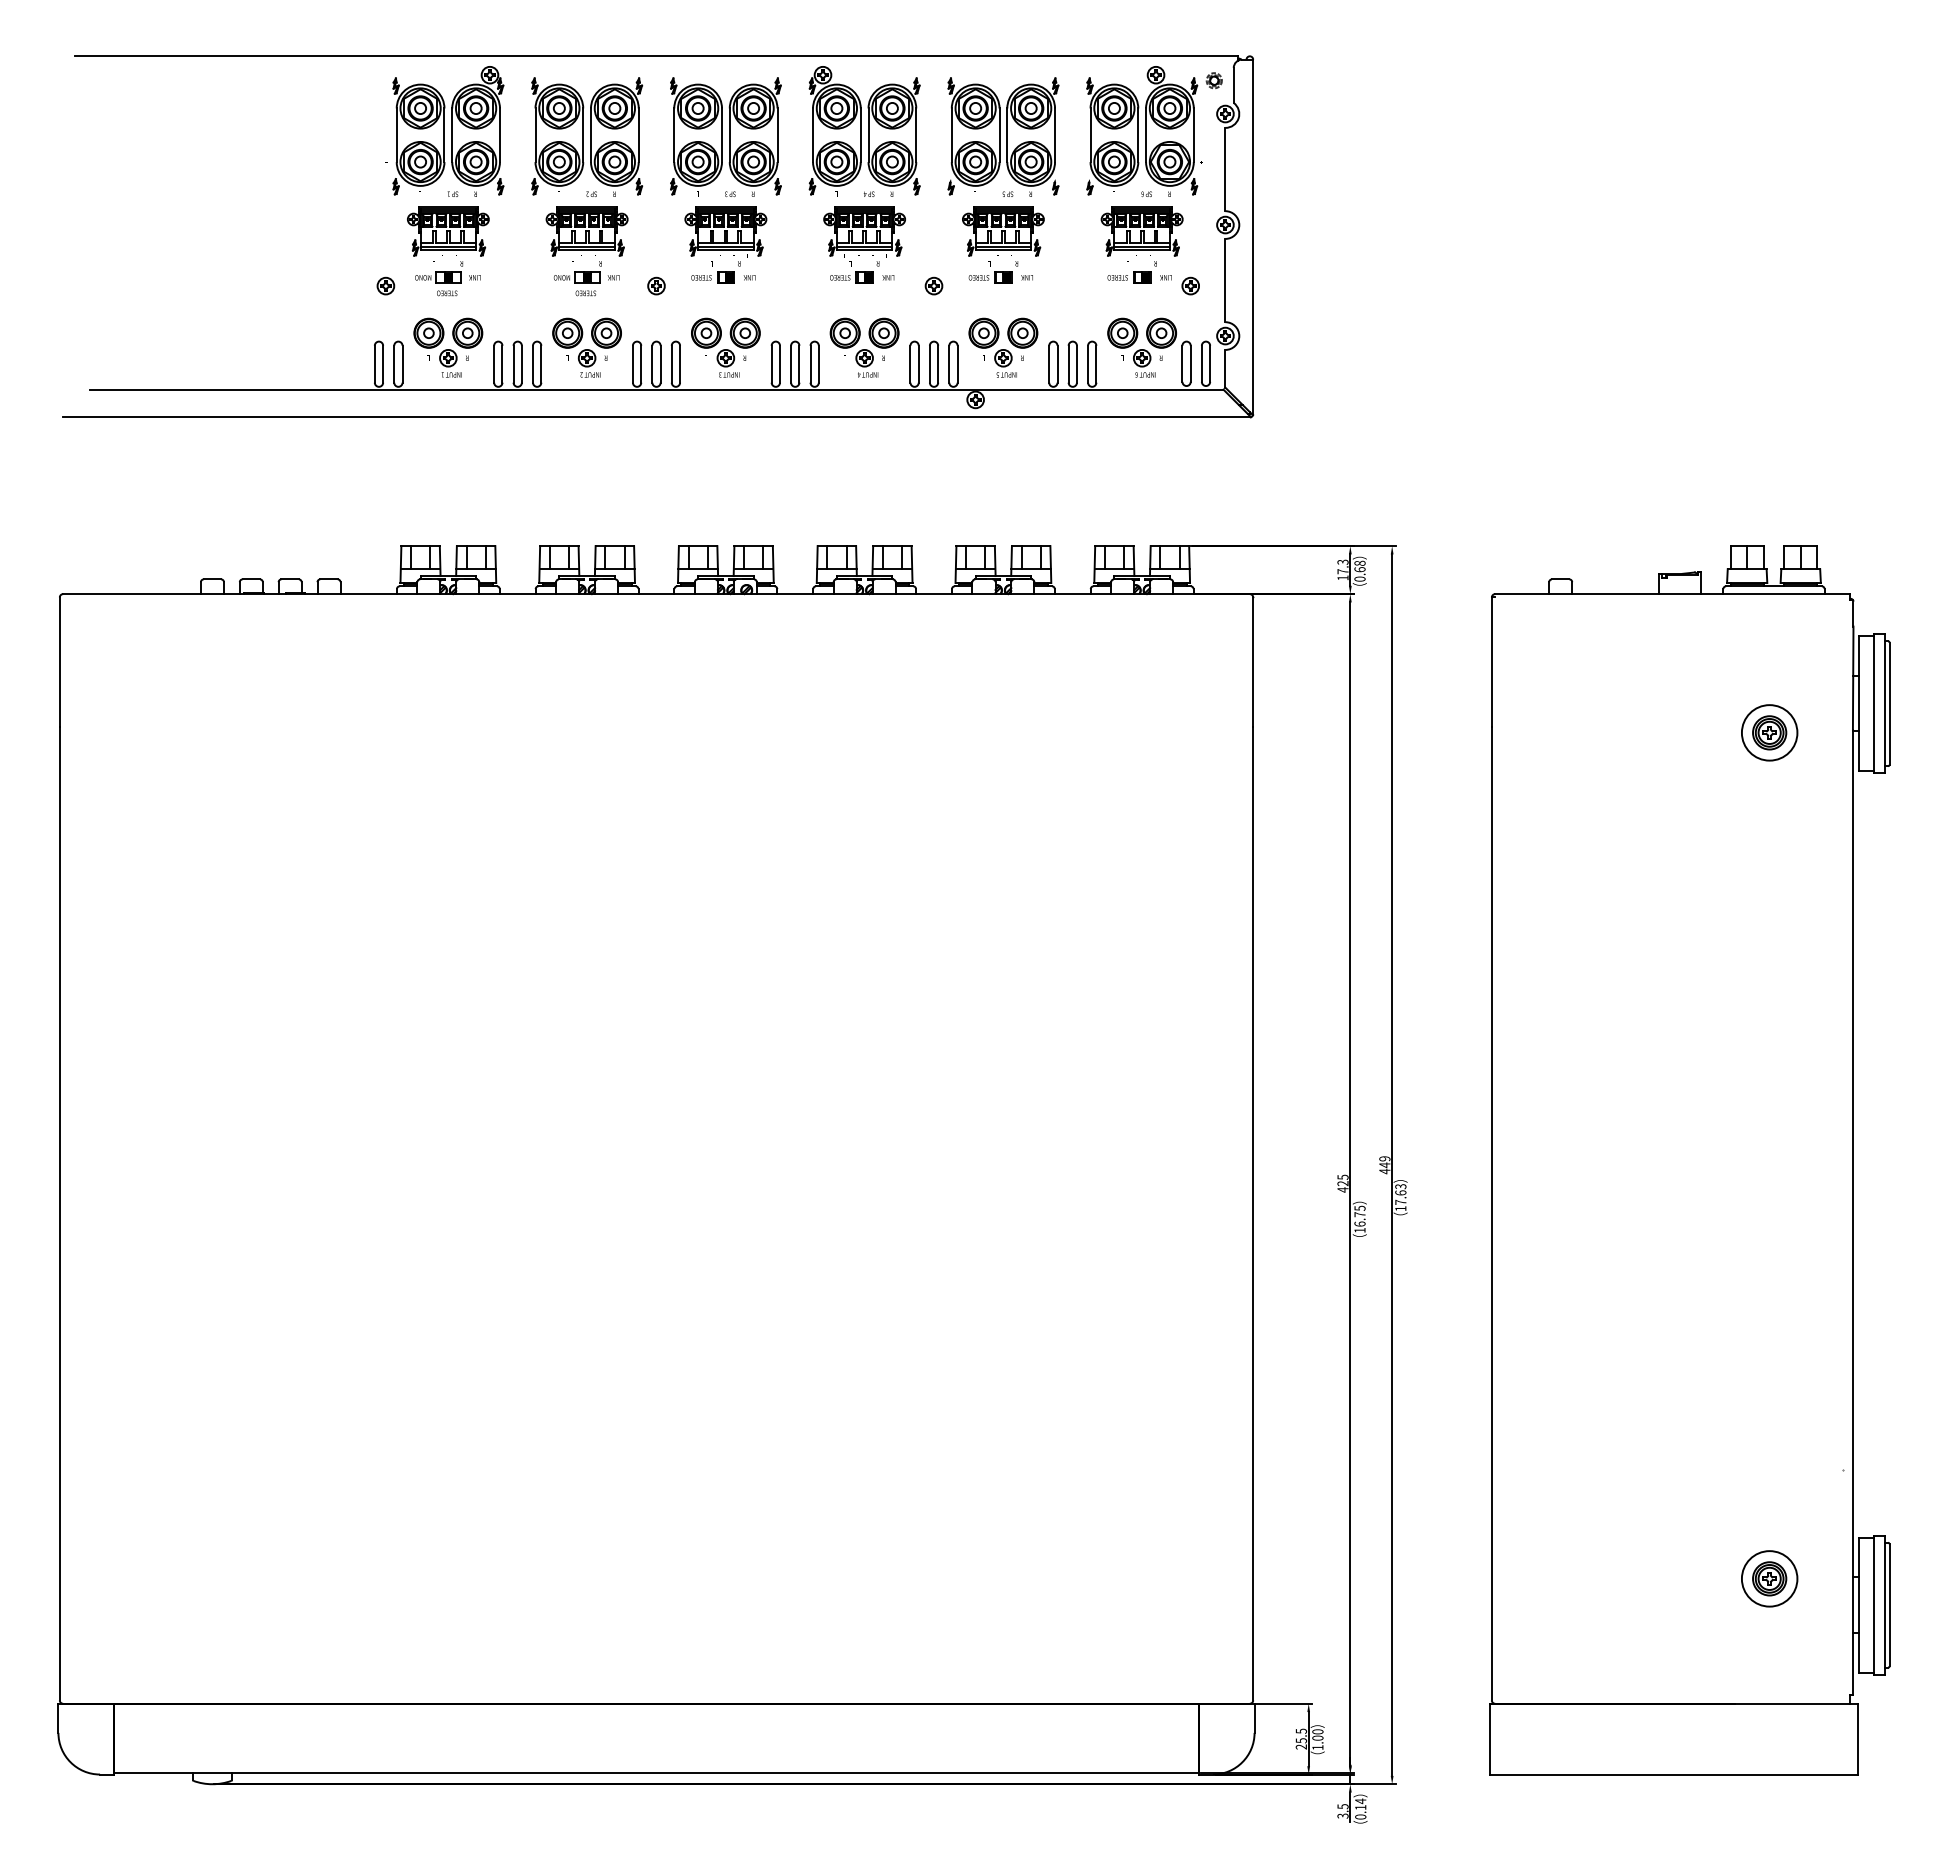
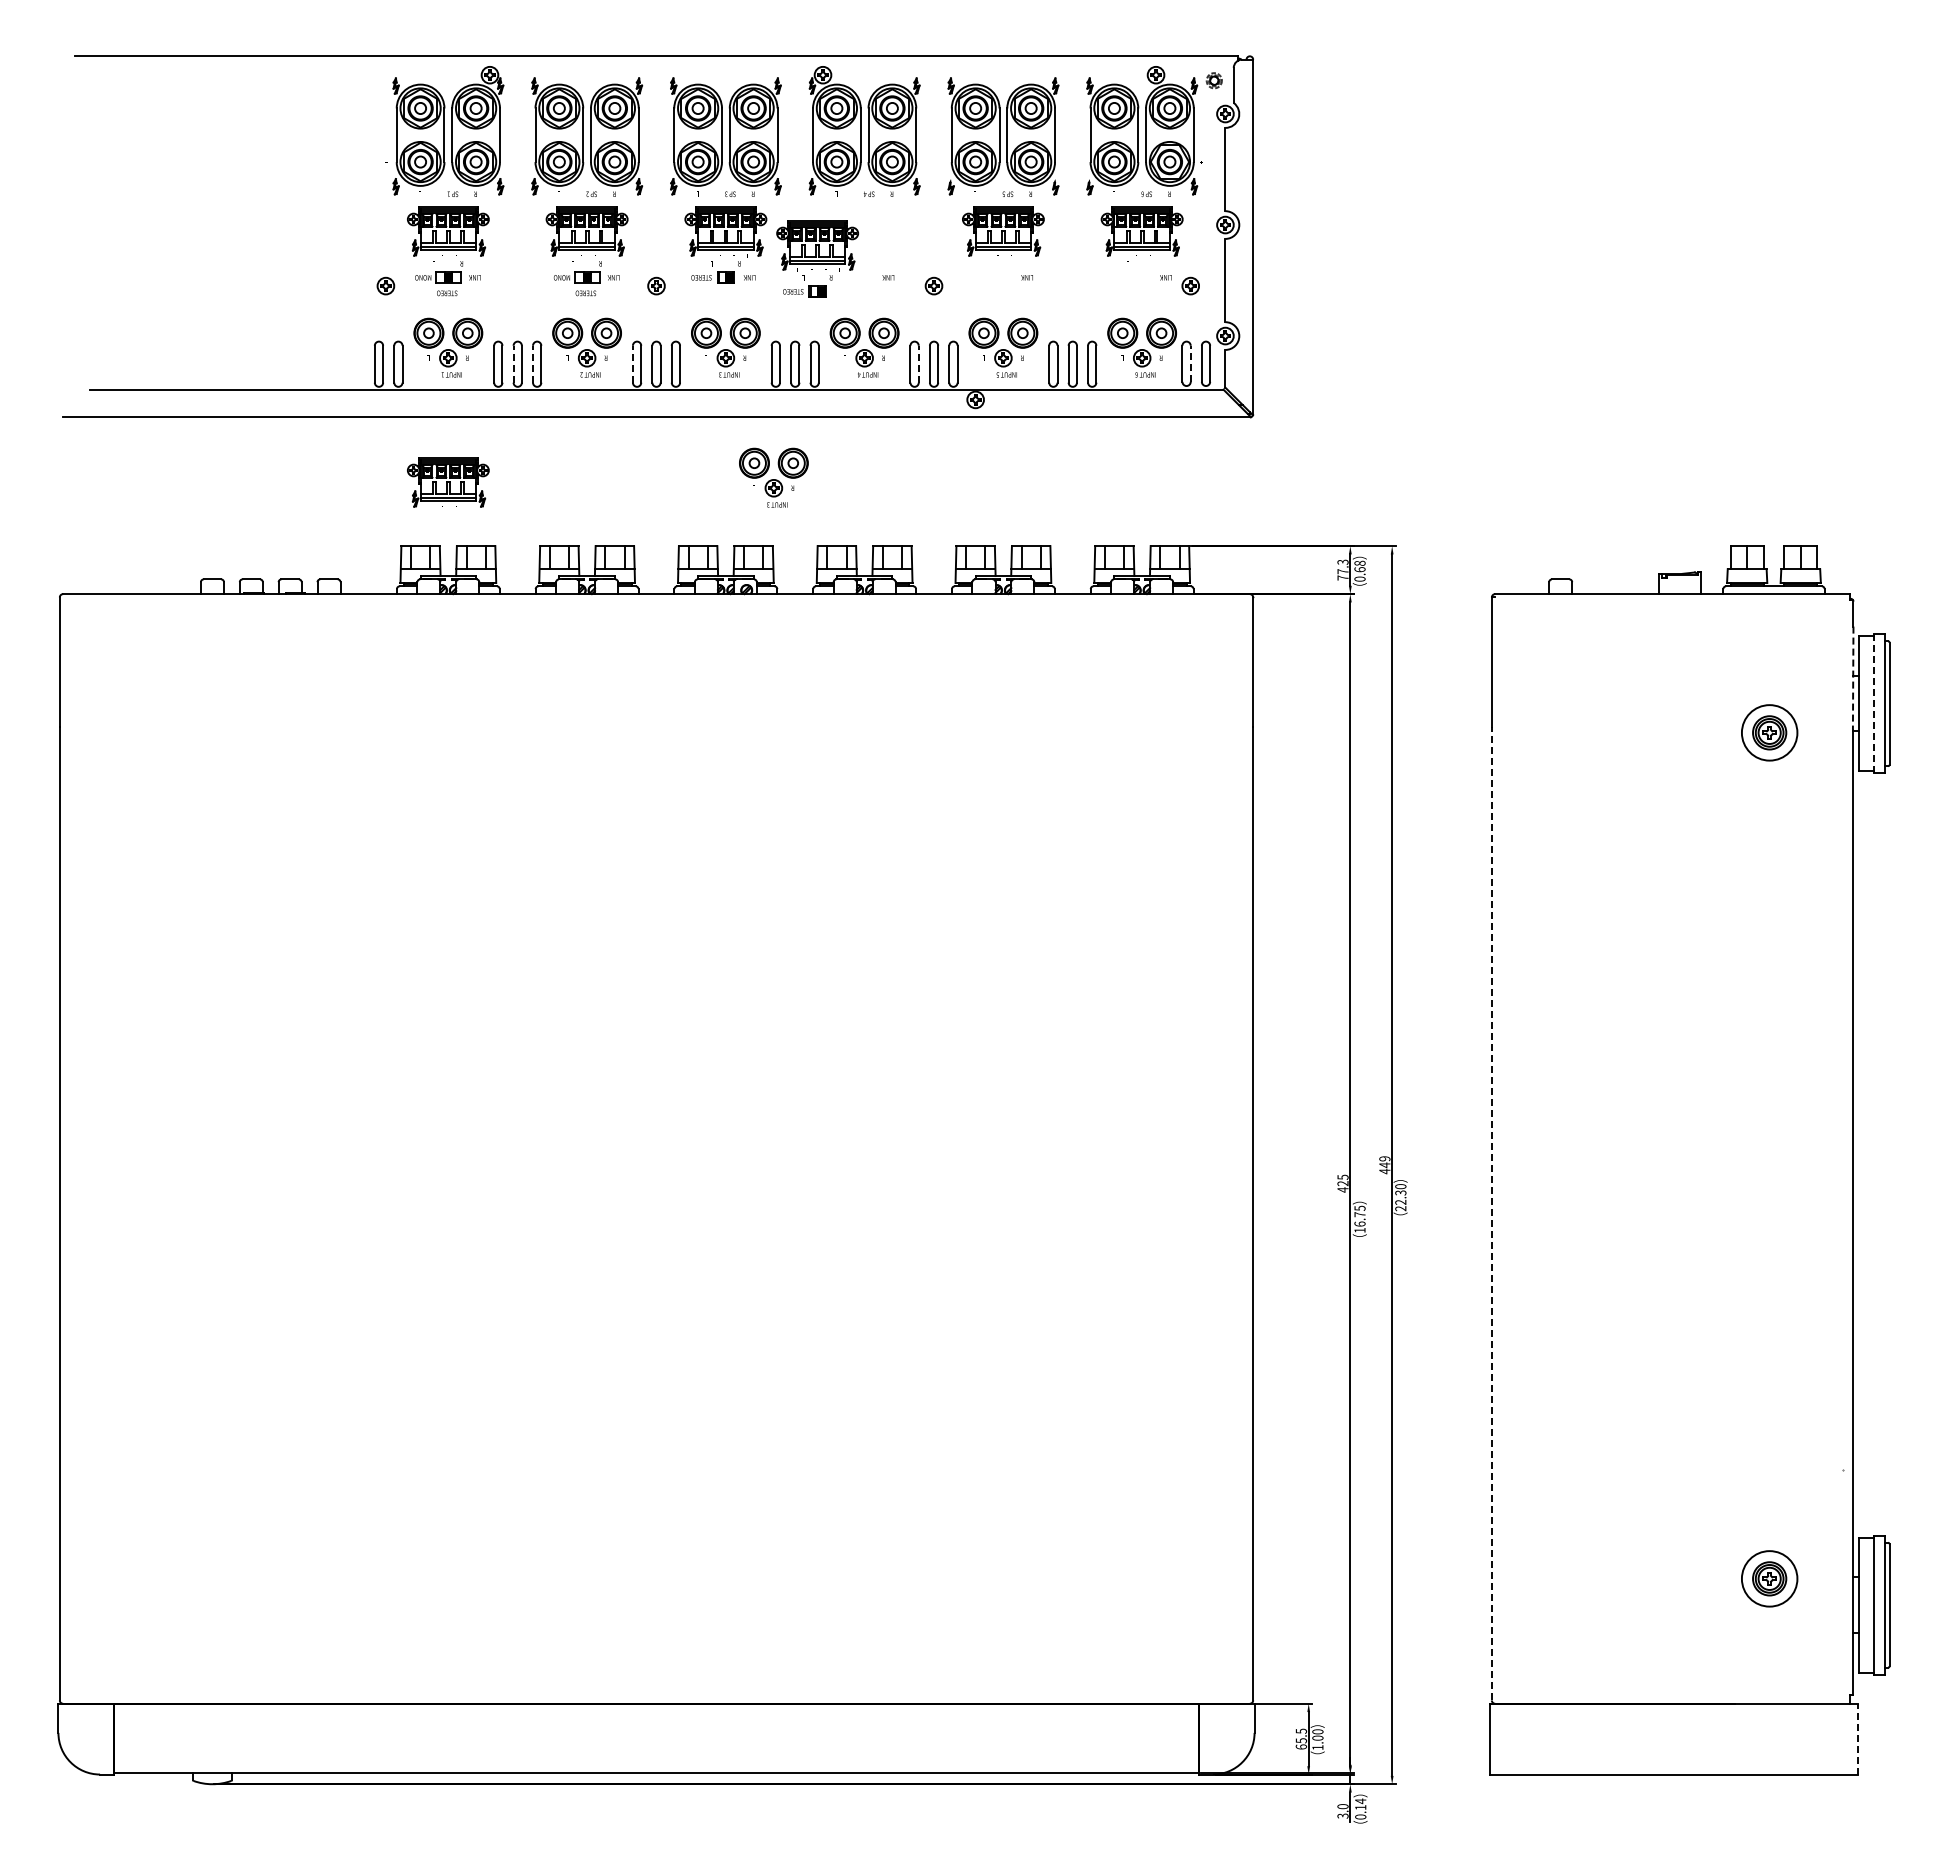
part position: (864, 244) -> (817, 258) (817, 258)
part: present -> none (993, 272)
part: present -> none (1131, 272)
line: solid -> dashed (513, 363)
line: solid -> dashed (533, 363)
line: solid -> dashed (632, 363)
line: solid -> dashed (918, 363)
line: solid -> dashed (1190, 363)
part: none -> present (773, 477)
part: none -> present (448, 482)
text: 17.3 -> 77.3 (1342, 577)
line: solid -> dashed (1853, 678)
line: solid -> dashed (1874, 703)
text: 17.63 -> 22.30 (1400, 1197)
line: solid -> dashed (1491, 1213)
line: solid -> dashed (1858, 1738)
text: 25.5 -> 65.5 (1301, 1746)
text: 3.5 -> 3.0 (1342, 1806)
